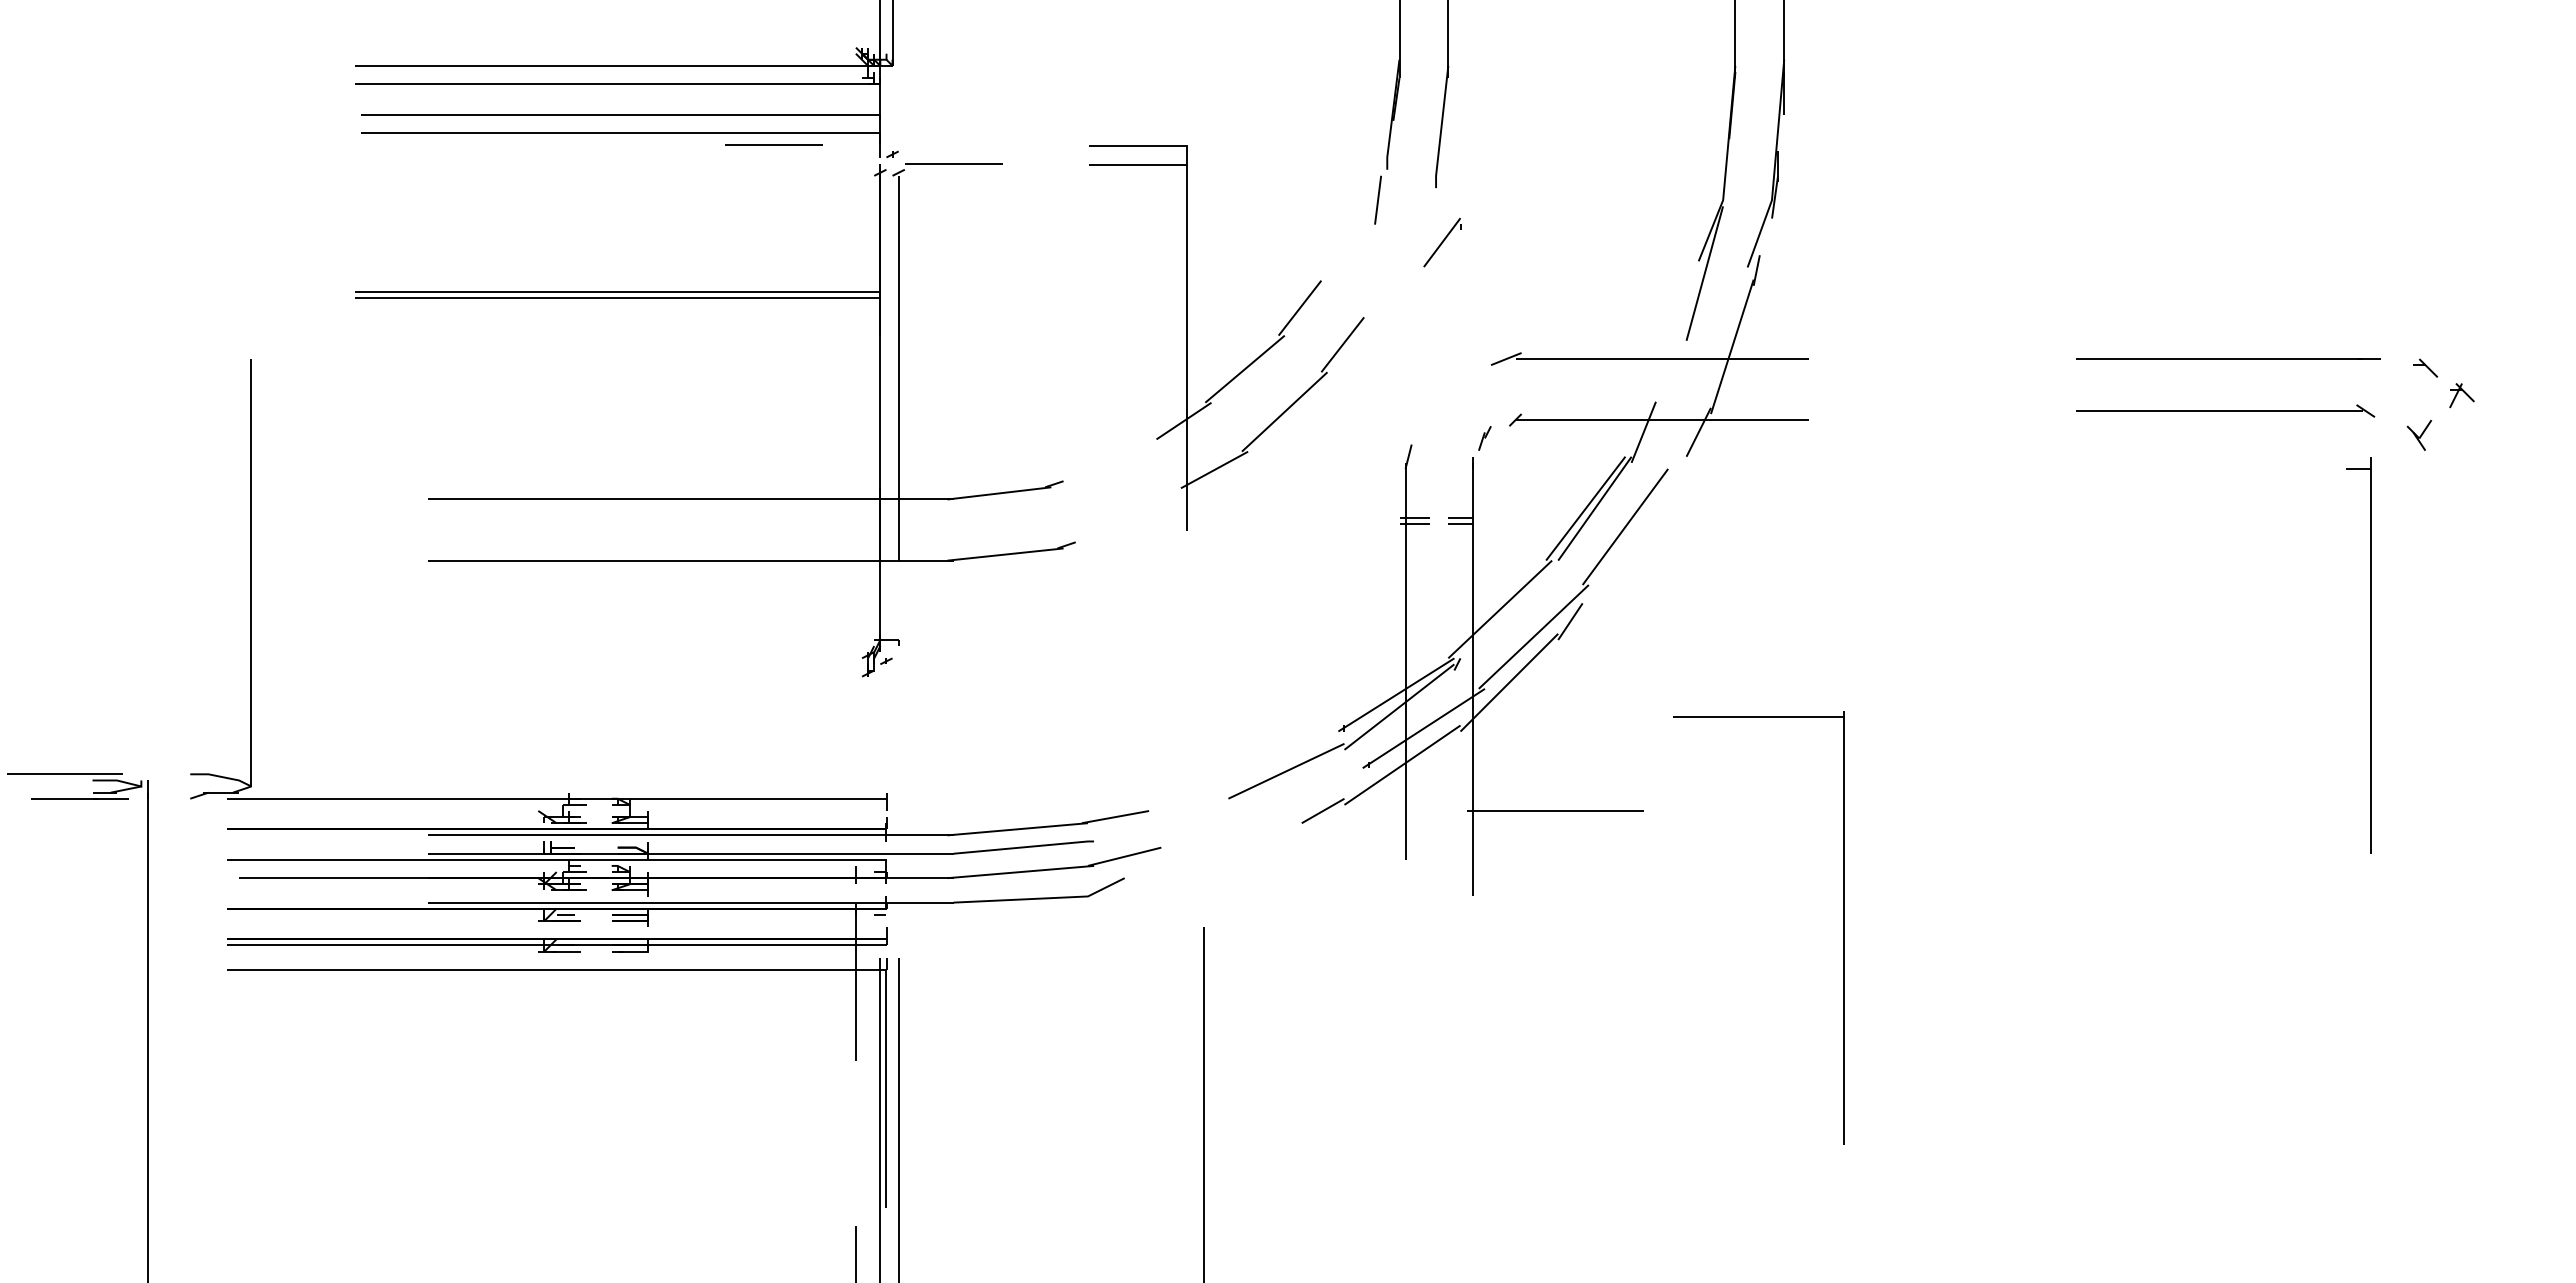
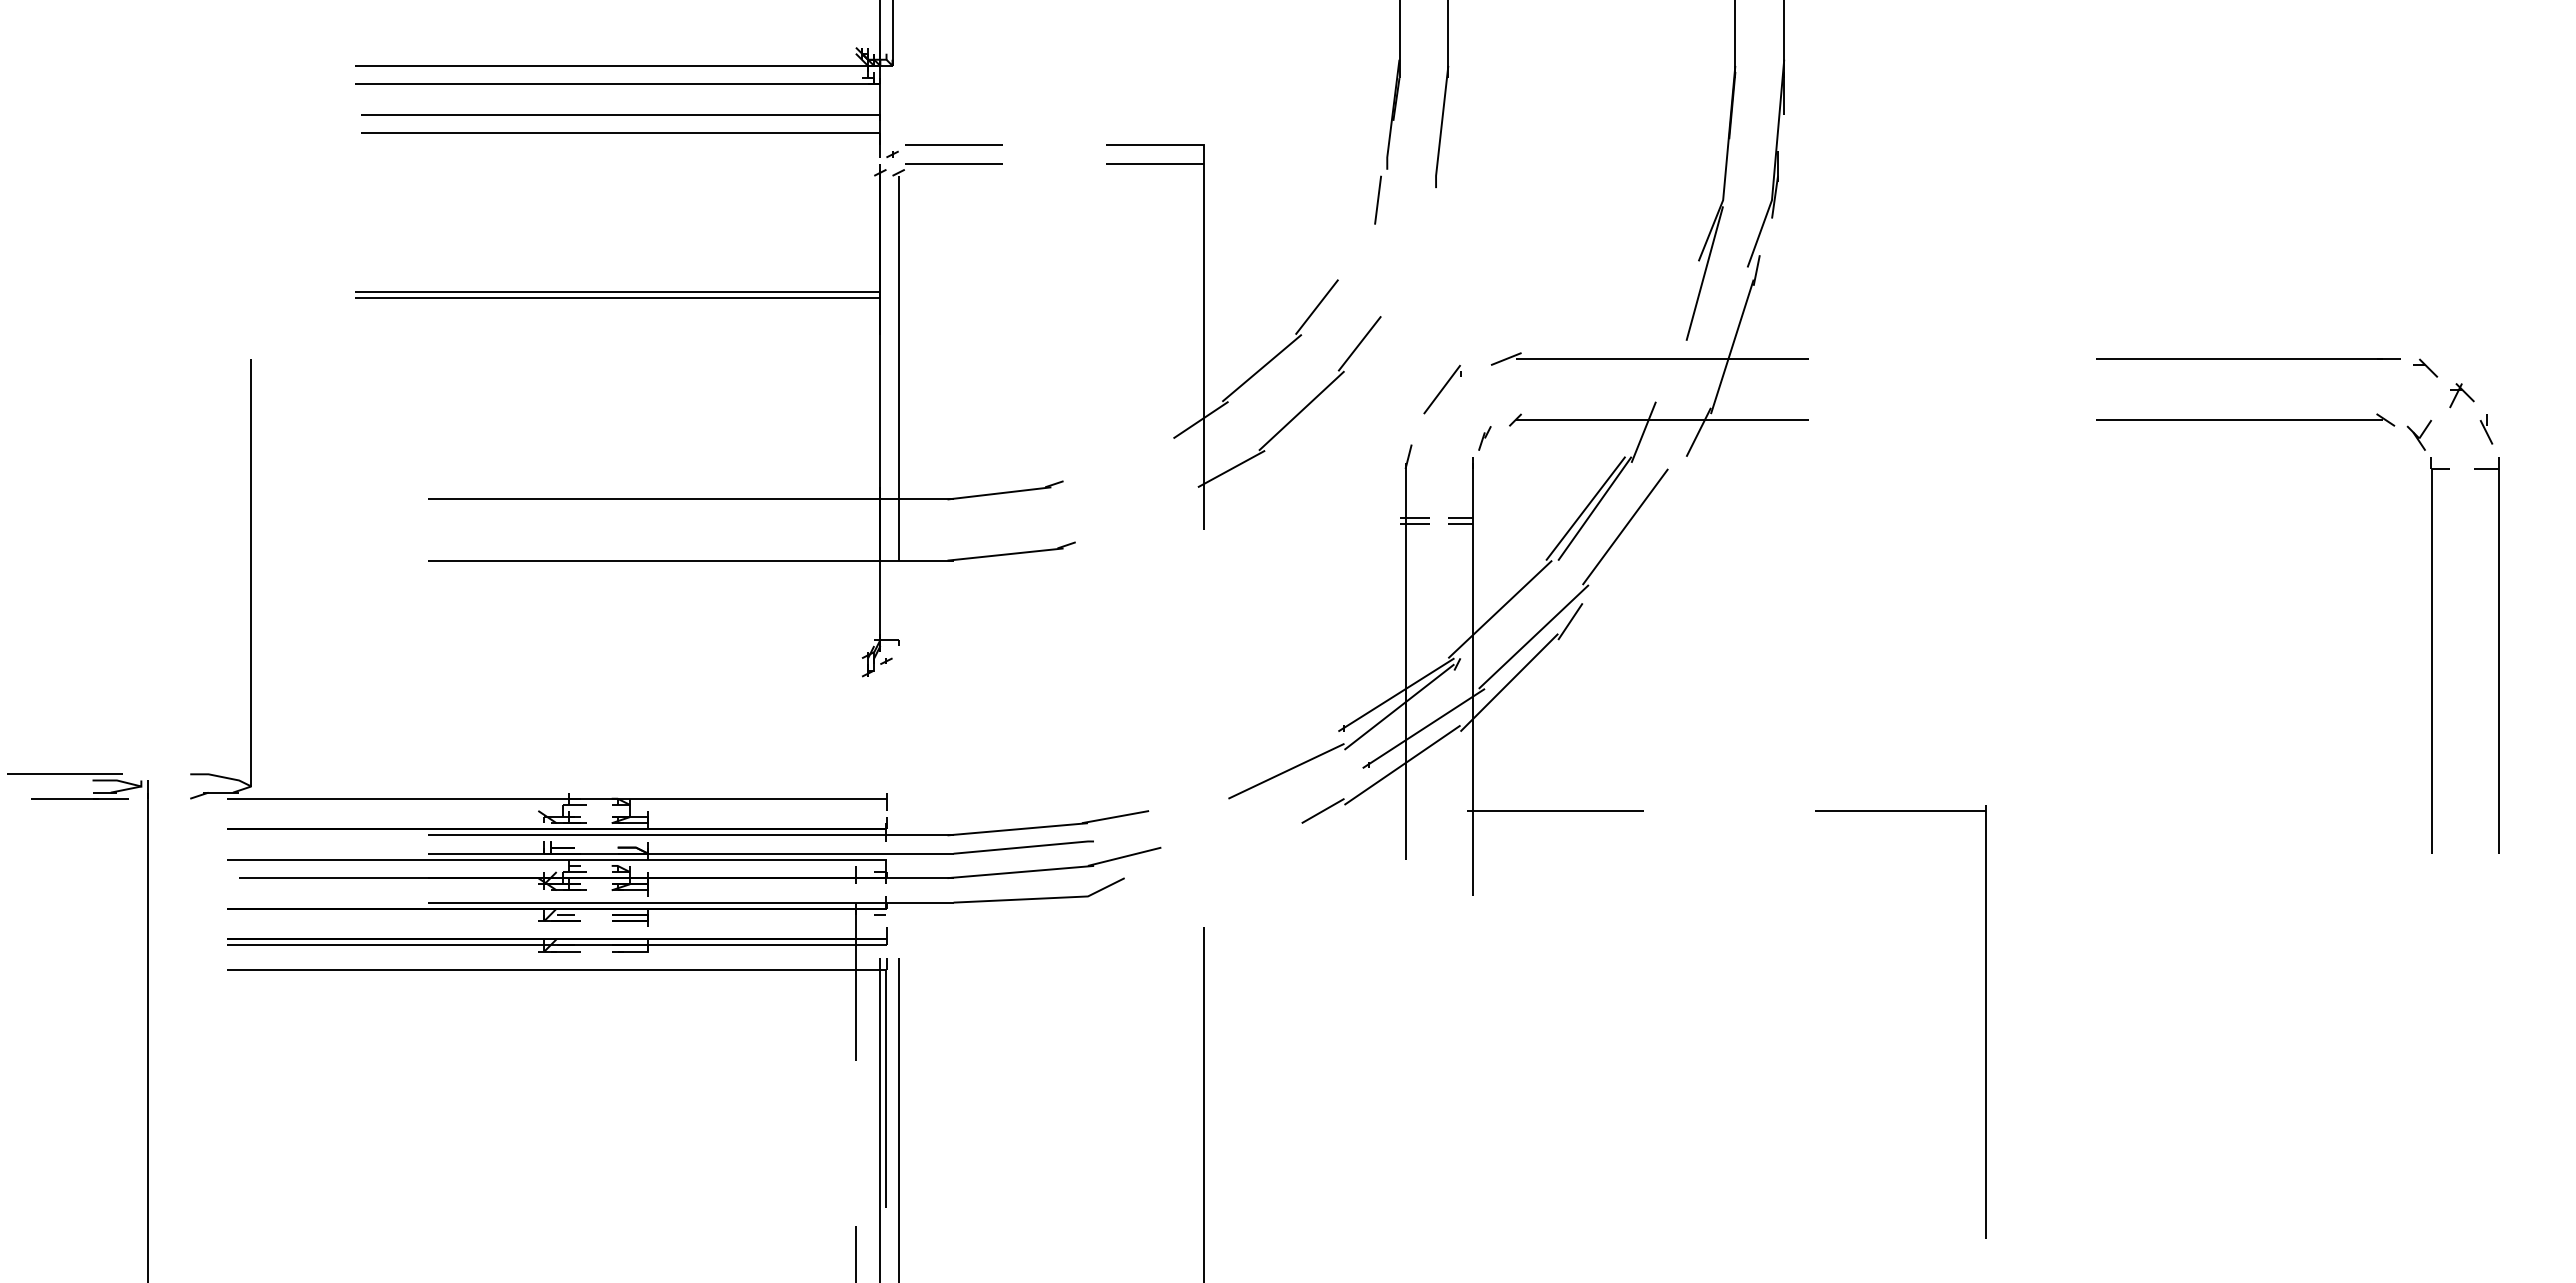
line position: (773, 144) -> (953, 144) (953, 144)
part position: (1442, 242) -> (1442, 389) (1442, 389)
line position: (2228, 358) -> (2248, 358) (2248, 358)
part position: (1247, 365) -> (1264, 364) (1264, 364)
part position: (2225, 410) -> (2245, 419) (2245, 419)
part: none -> present (2486, 429)
part position: (2370, 655) -> (2498, 655) (2498, 655)
part: none -> present (2432, 655)
part position: (1843, 927) -> (1985, 1021) (1985, 1021)
